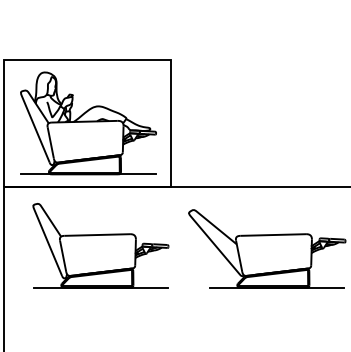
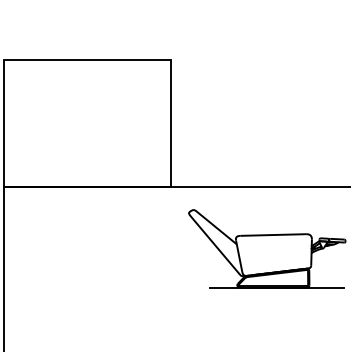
part: present -> none (88, 123)
part: present -> none (100, 245)
